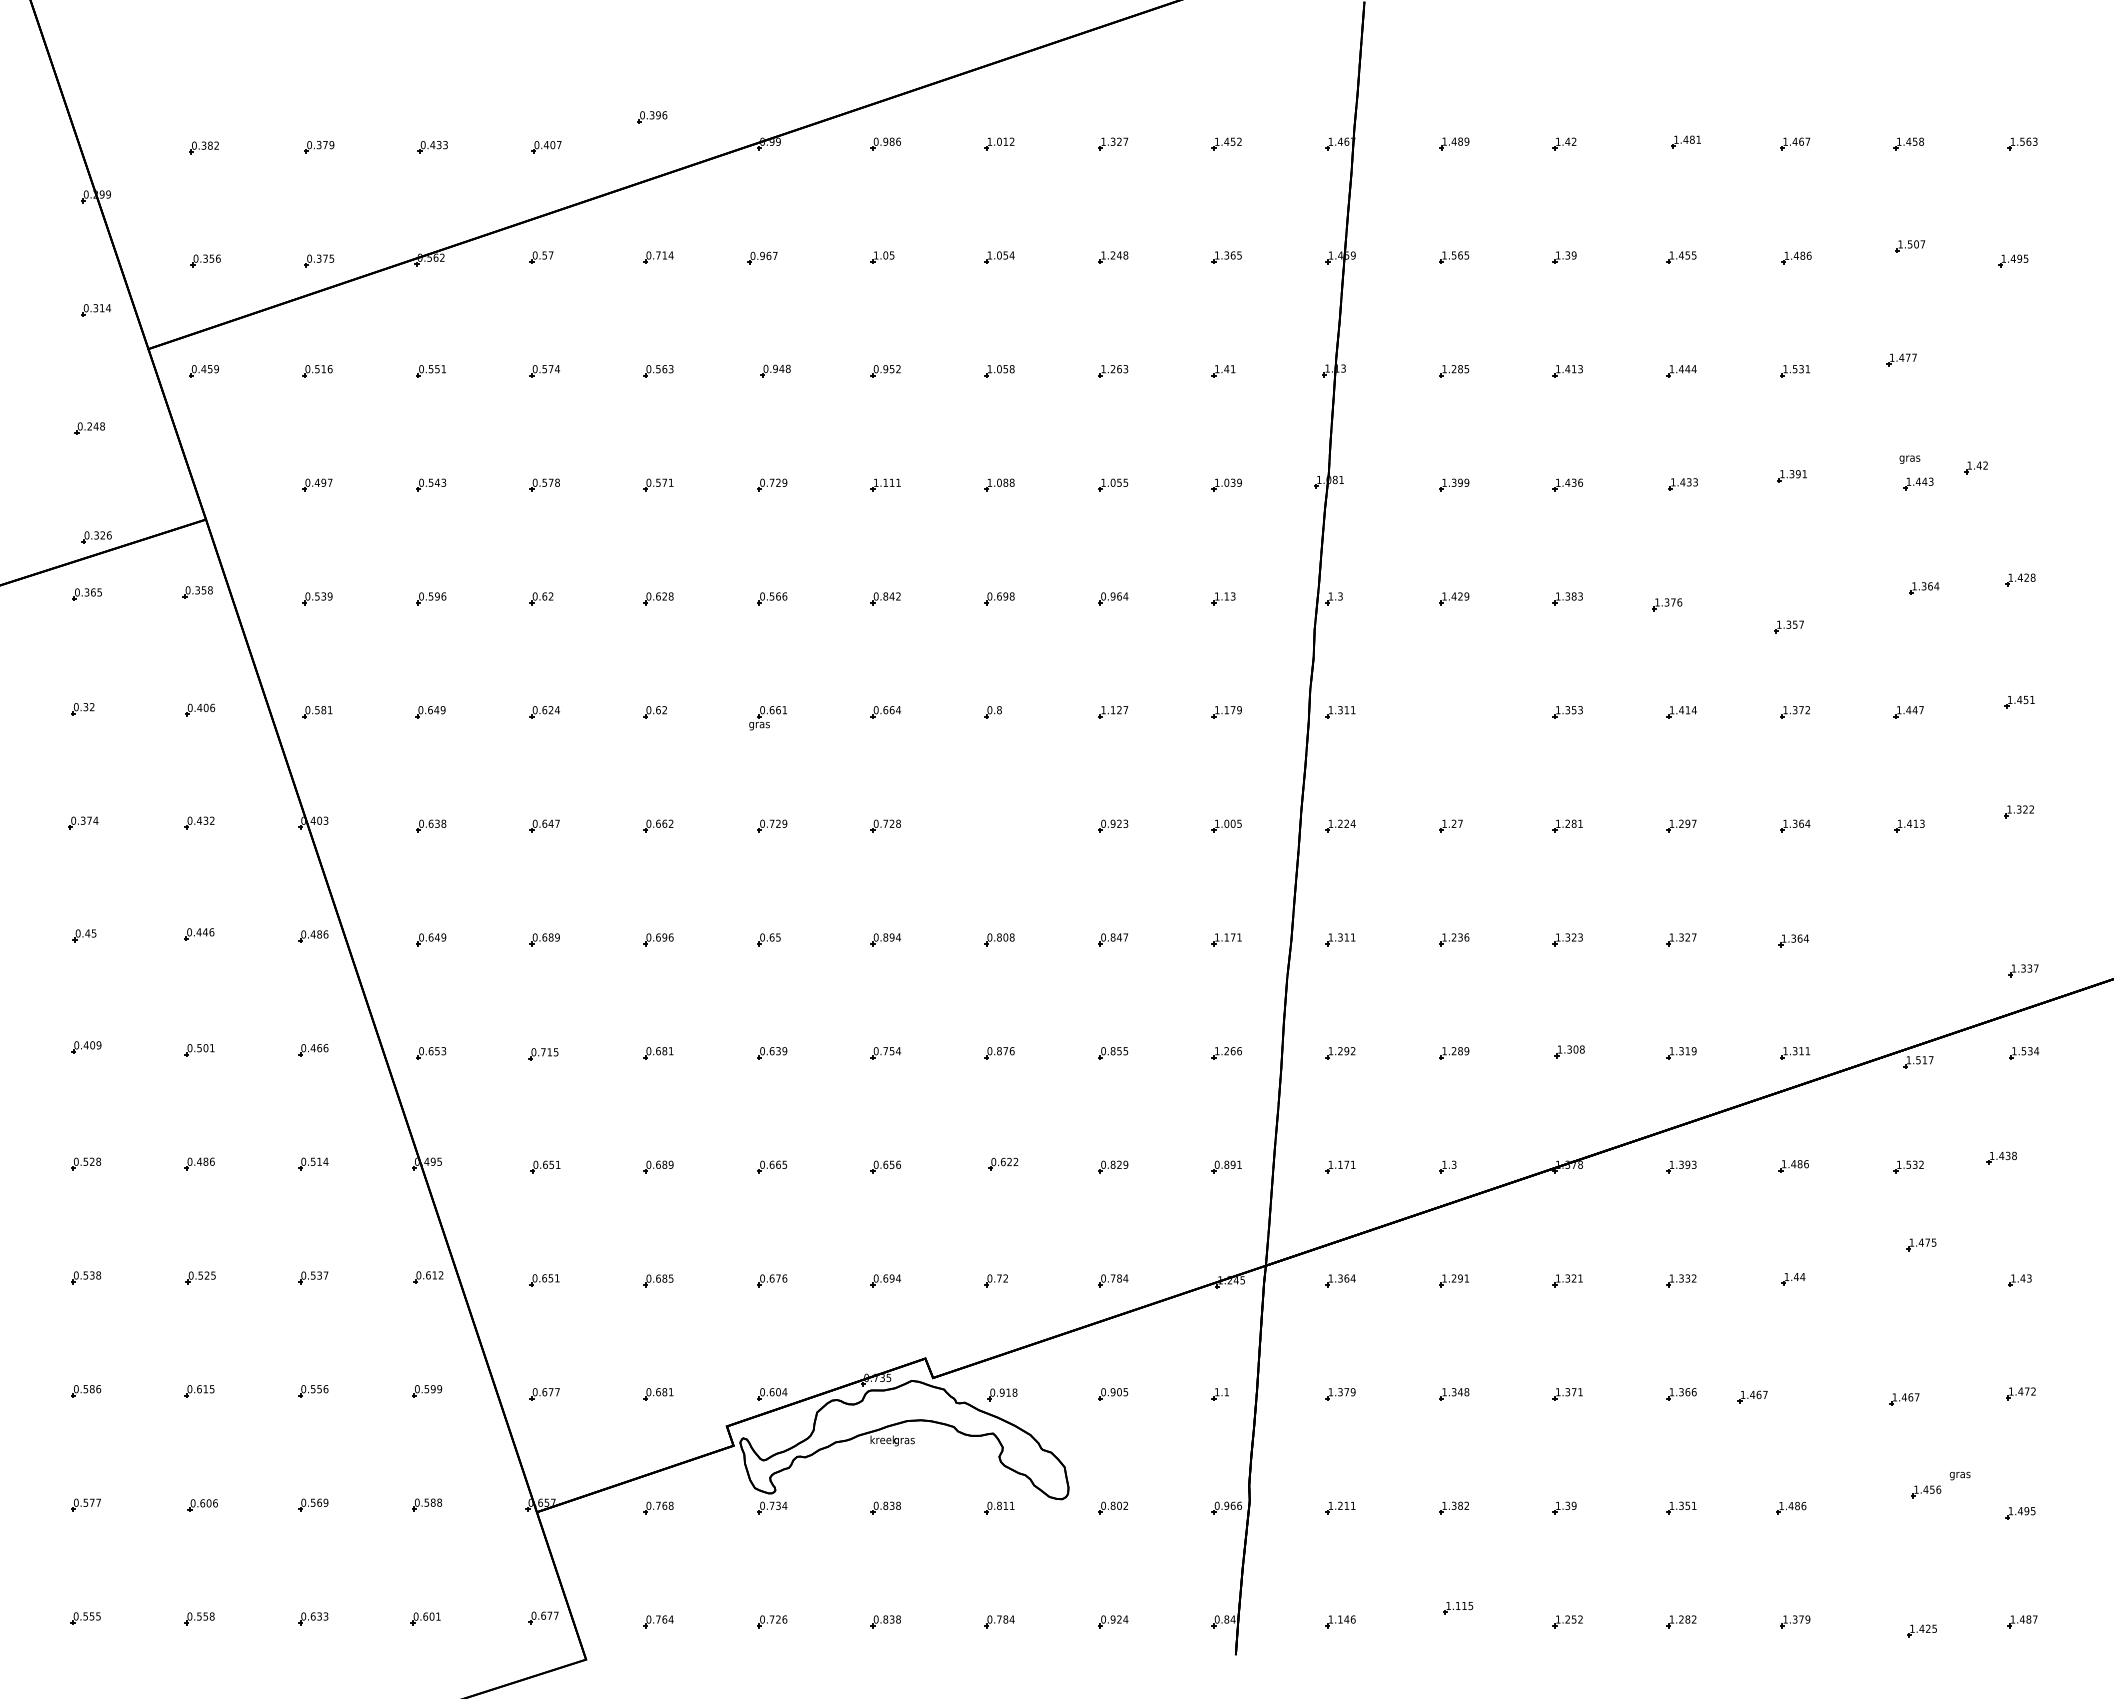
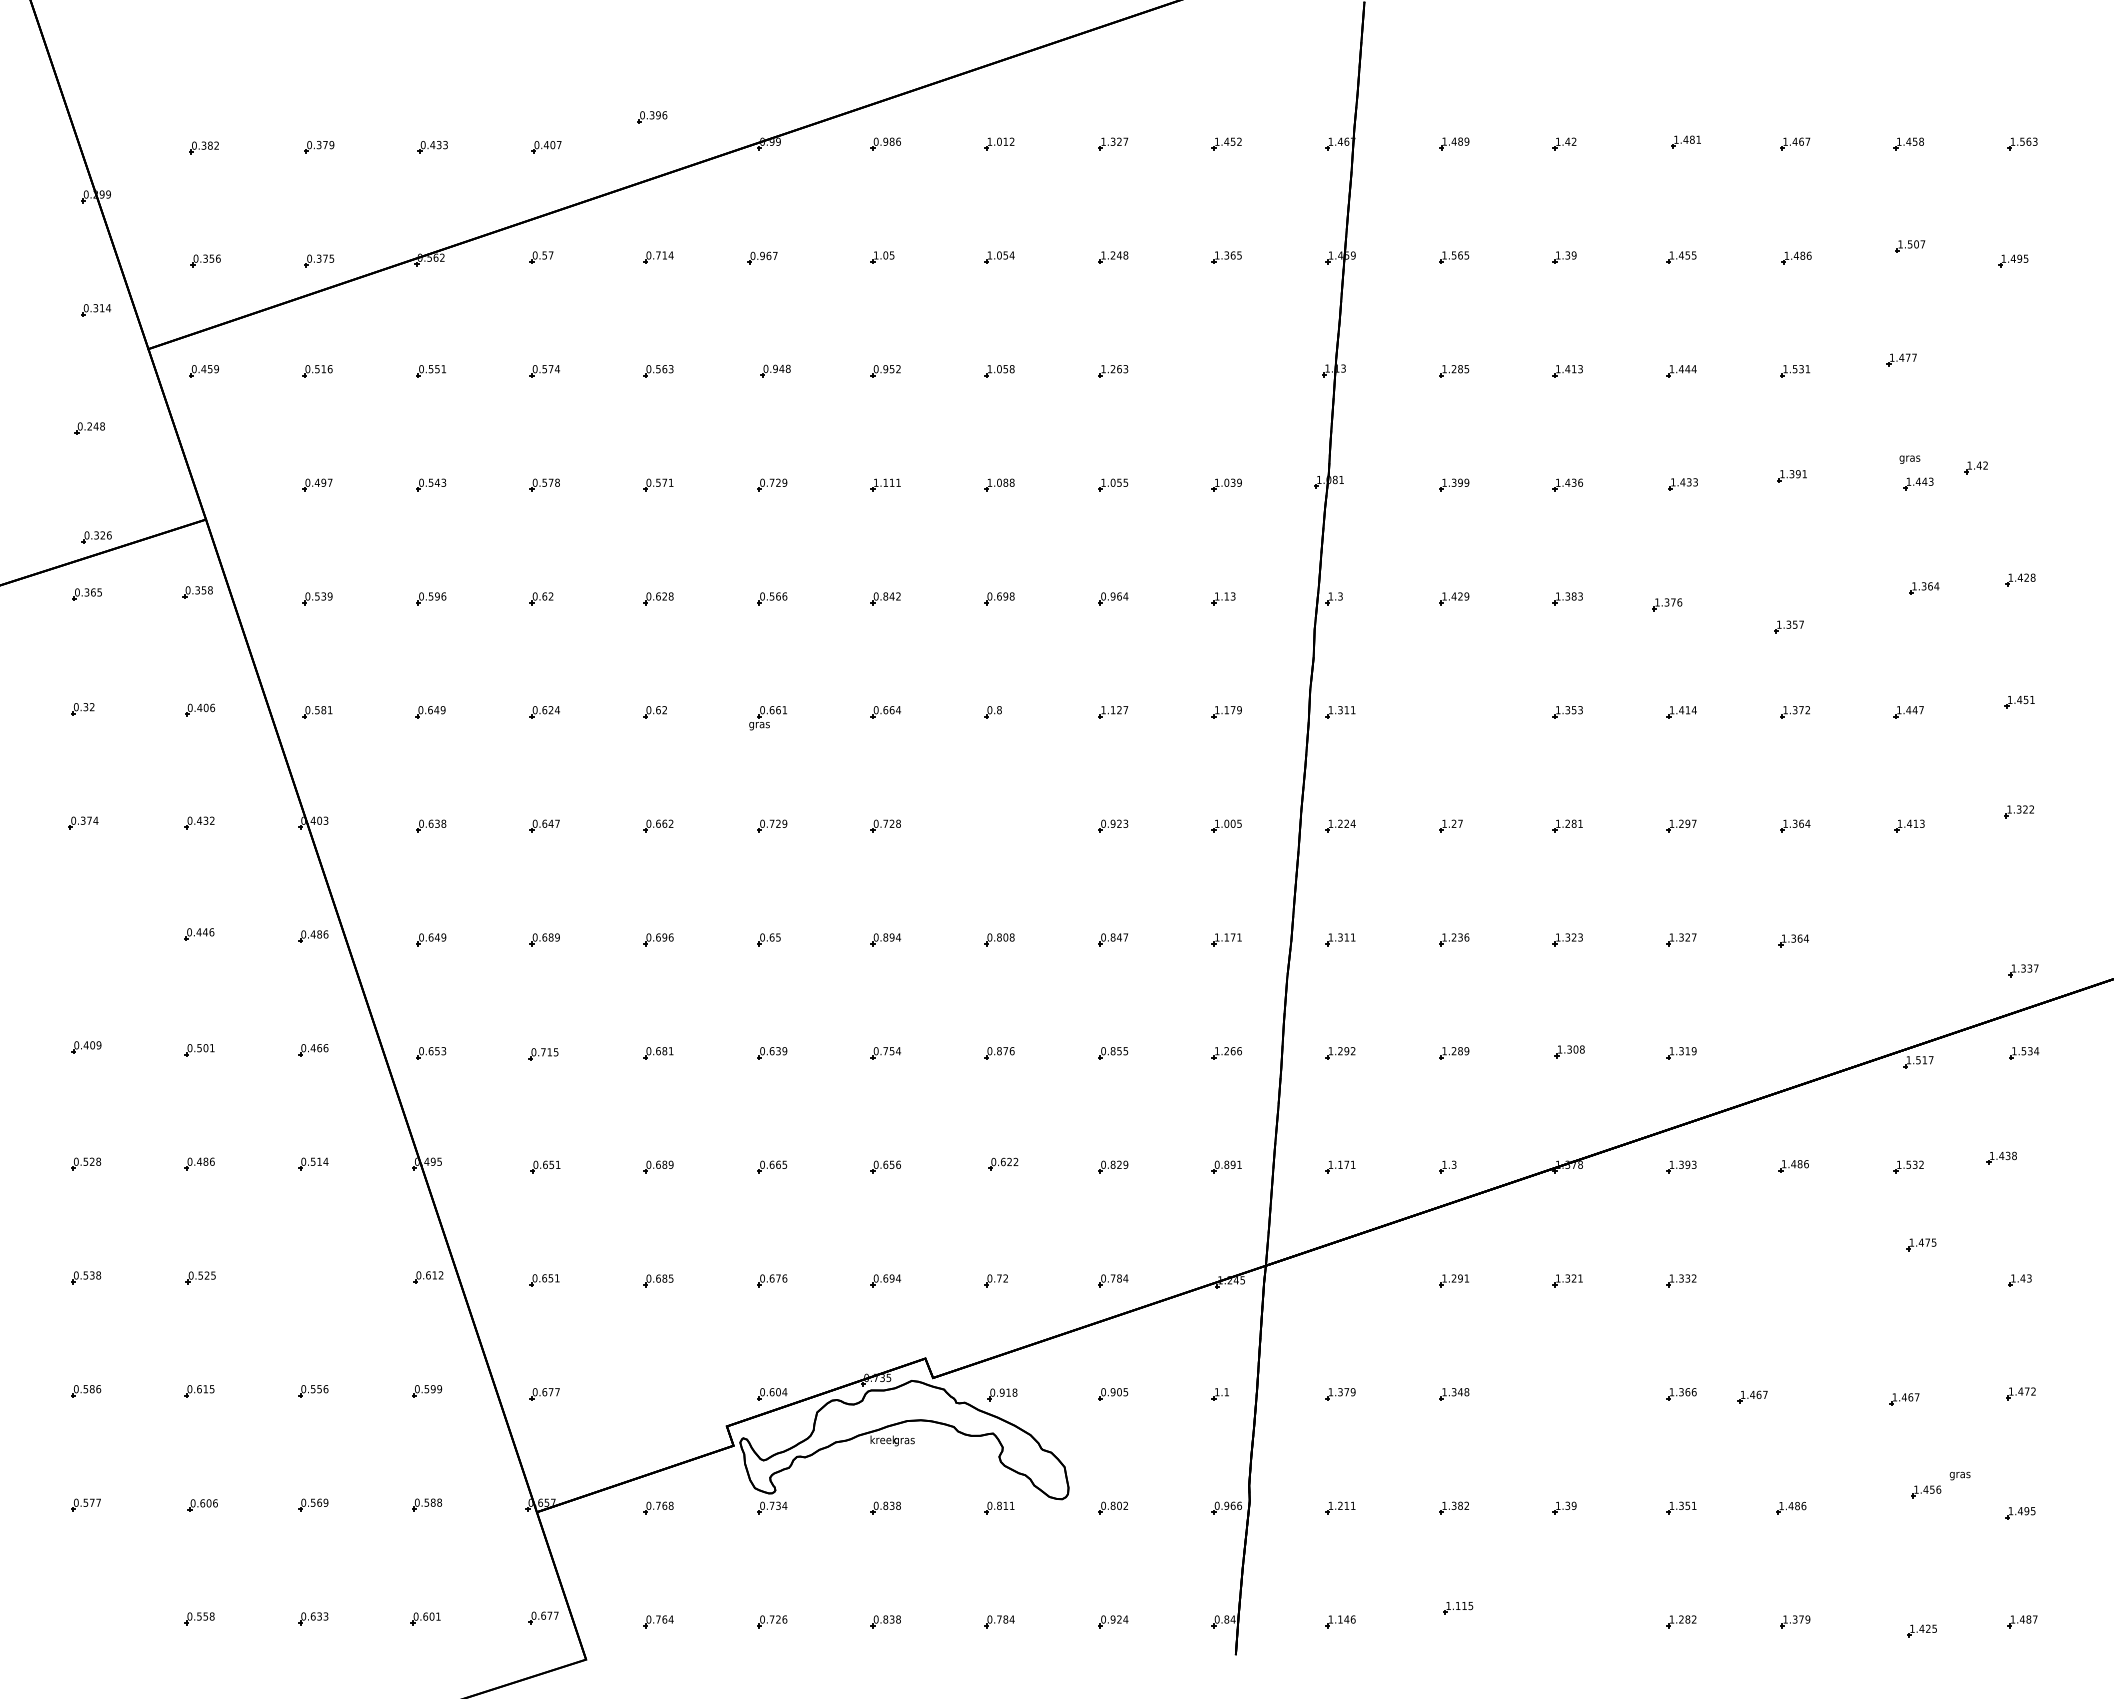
part: present -> none (1223, 371)
part: present -> none (84, 935)
part: present -> none (1795, 1053)
part: present -> none (313, 1277)
part: present -> none (1793, 1279)
part: present -> none (1340, 1280)
part: present -> none (658, 1394)
part: present -> none (1567, 1394)
part: present -> none (85, 1618)
part: present -> none (1567, 1621)
